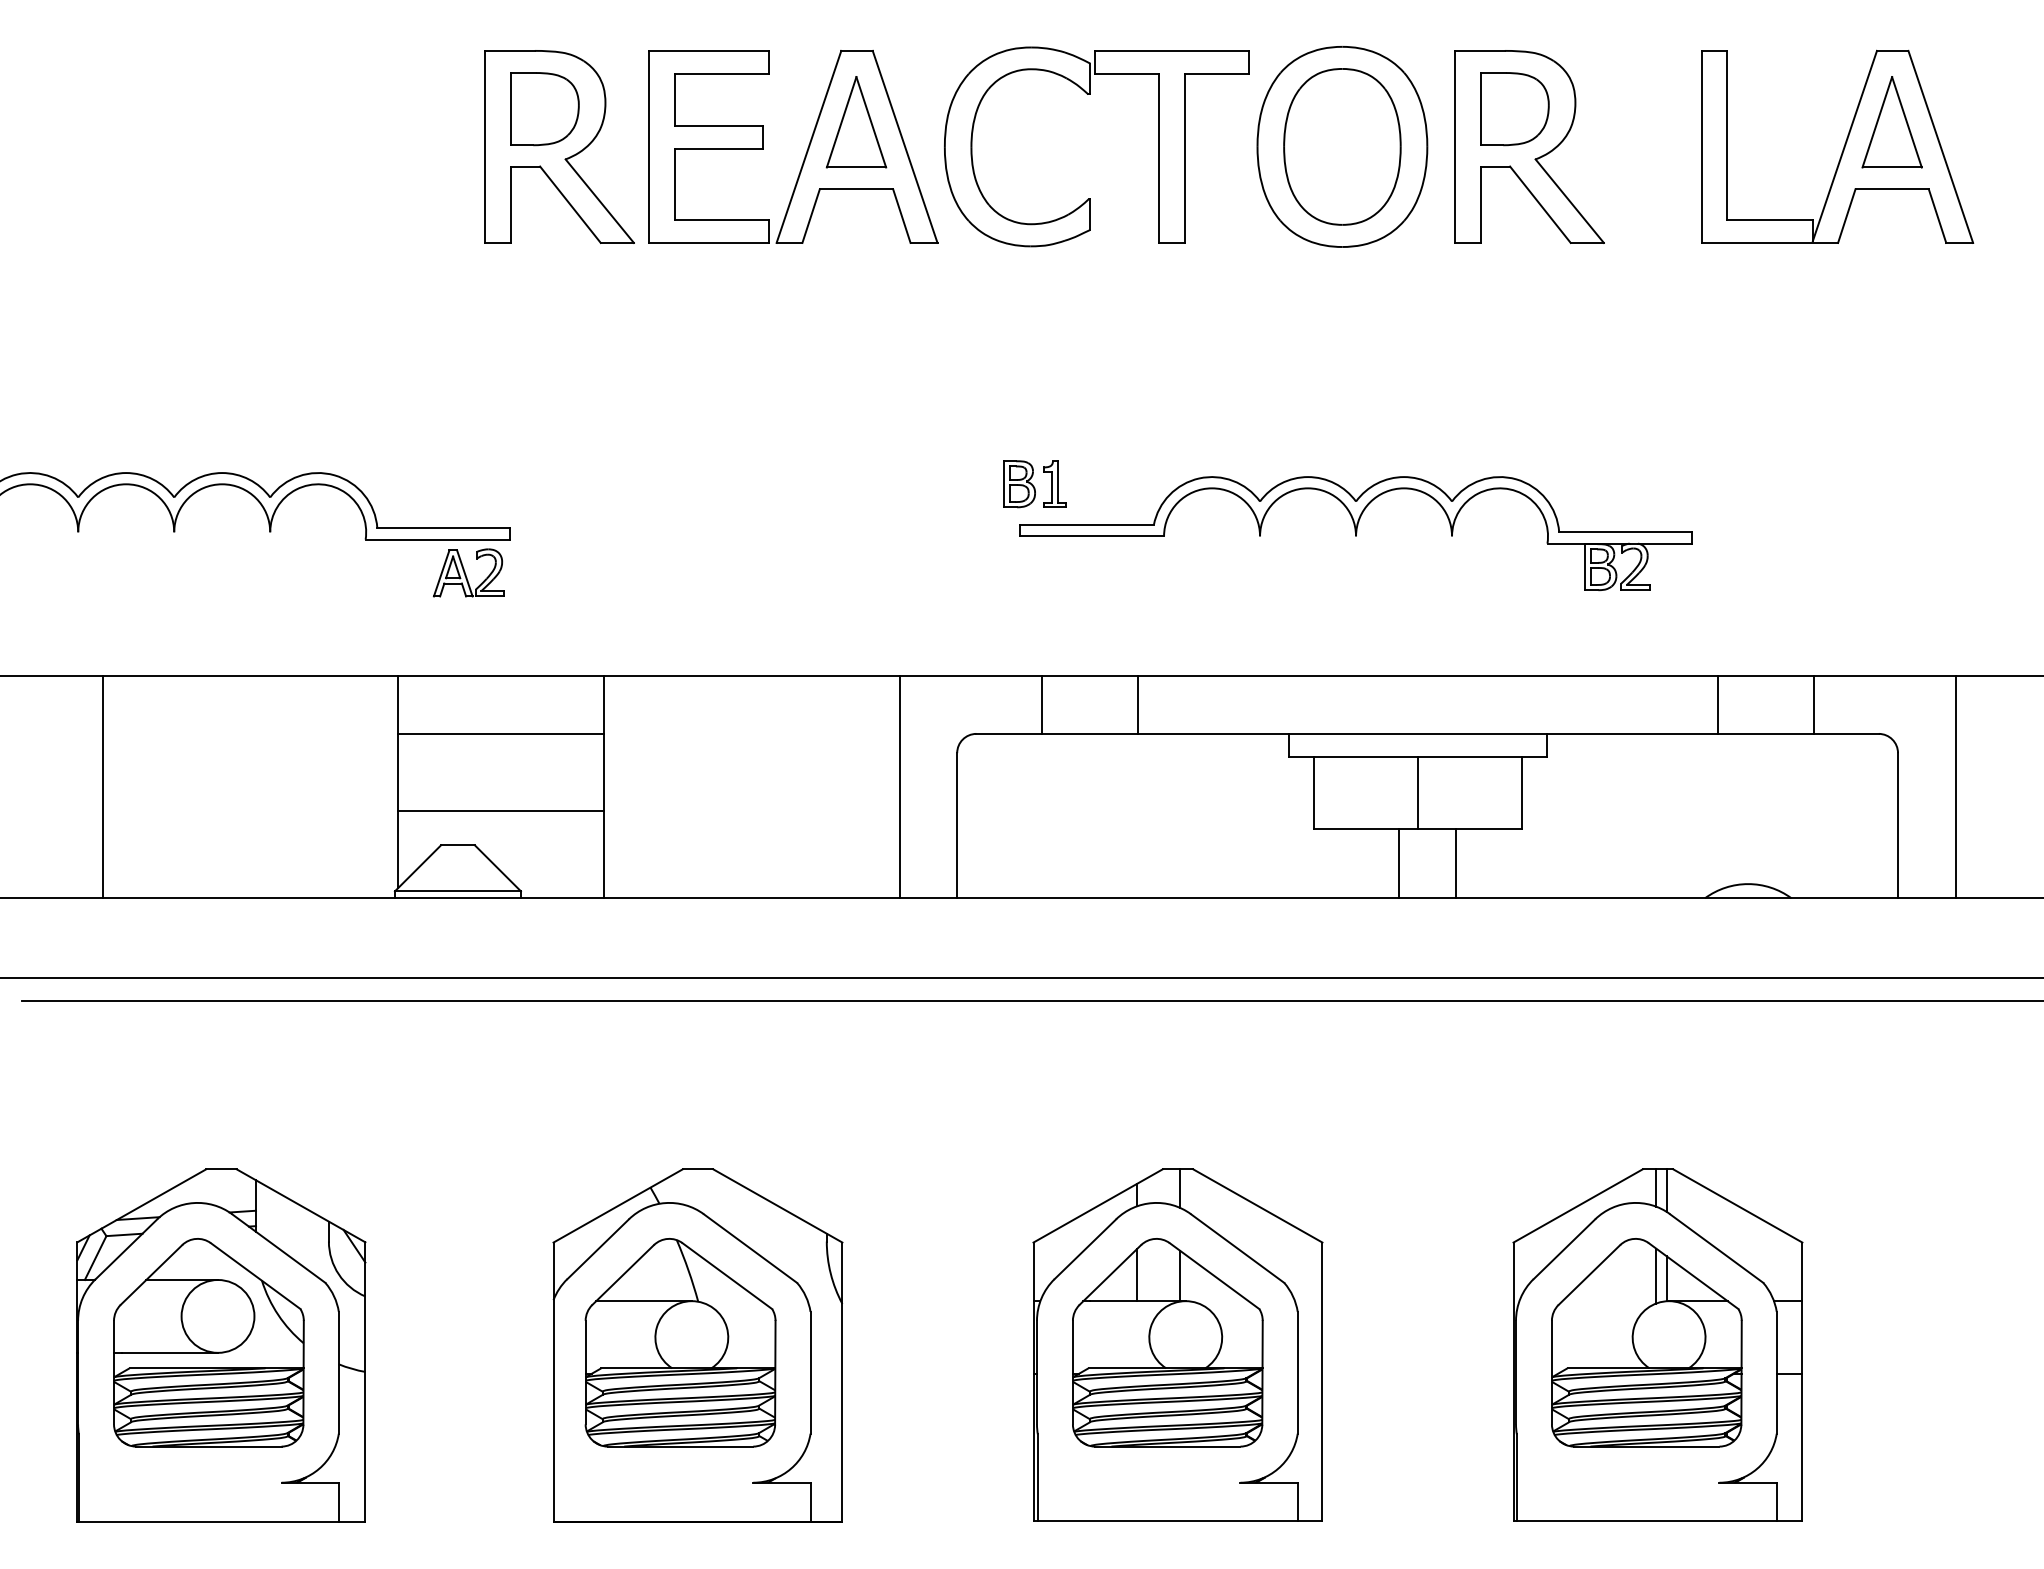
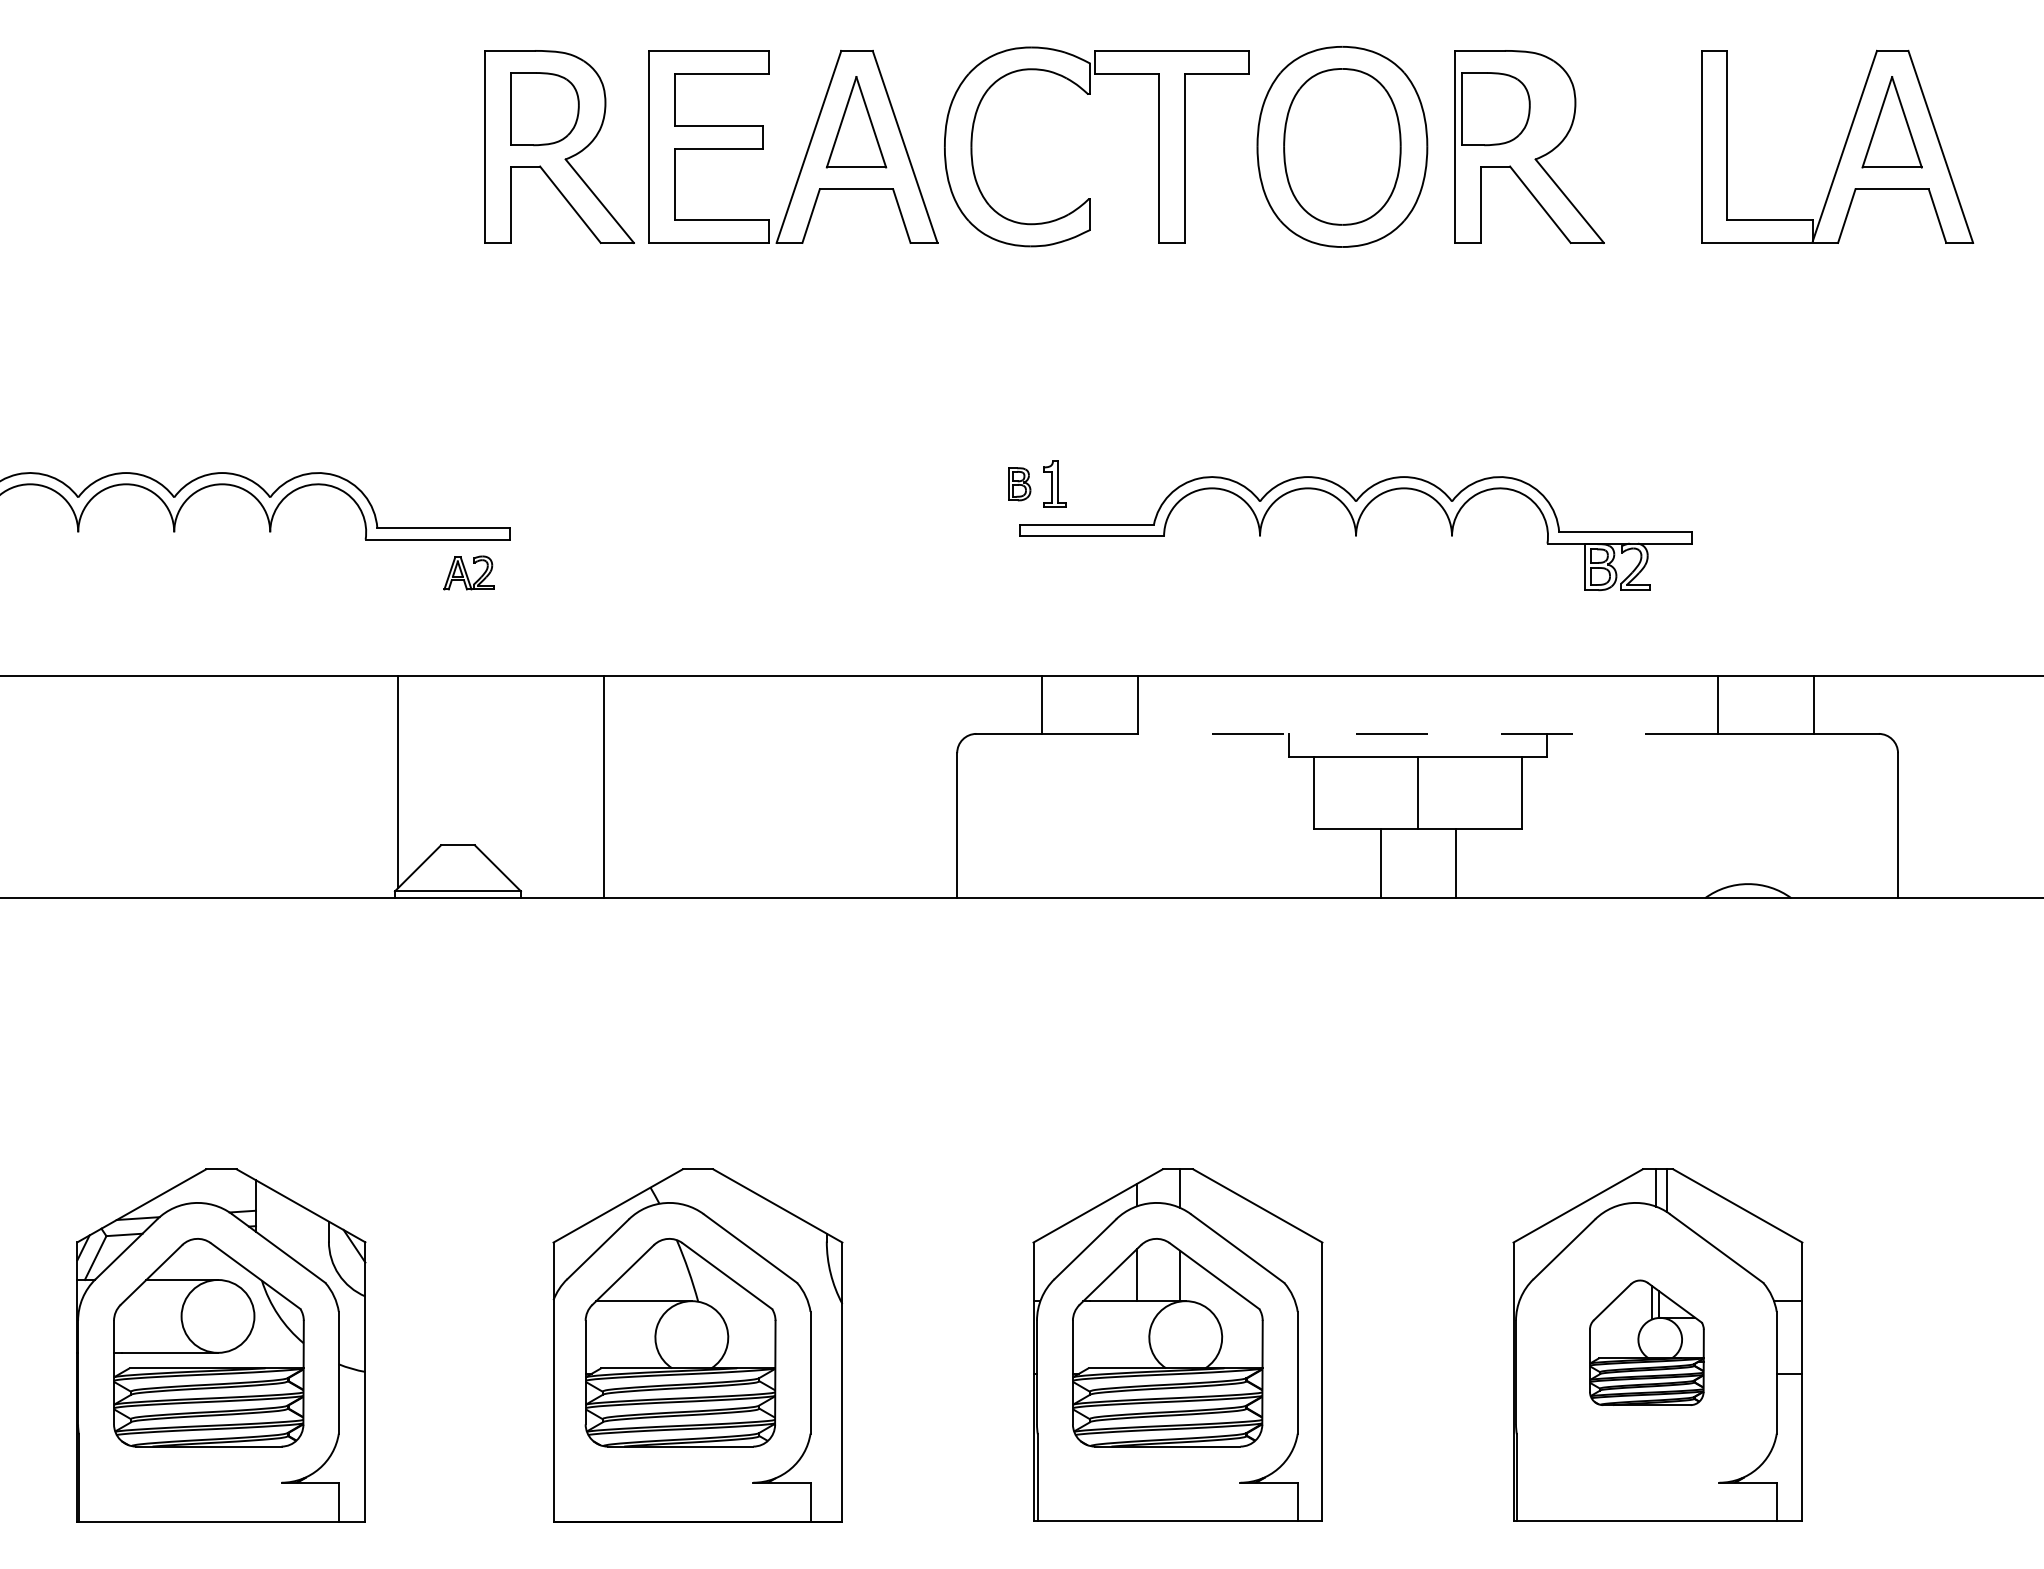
part position: (1514, 109) -> (1495, 109) (1495, 109)
part size: 33x49 px -> 24x35 px (1019, 484)
part size: 72x50 px -> 52x36 px (468, 572)
line: present -> none (500, 733)
line: solid -> dashed (1427, 733)
line: present -> none (102, 787)
line: present -> none (899, 787)
line: present -> none (1955, 787)
line: present -> none (500, 810)
line position: (1398, 863) -> (1380, 863) (1380, 863)
line: present -> none (1021, 978)
line: present -> none (1030, 1001)
part size: 192x210 px -> 116x127 px (1646, 1342)
